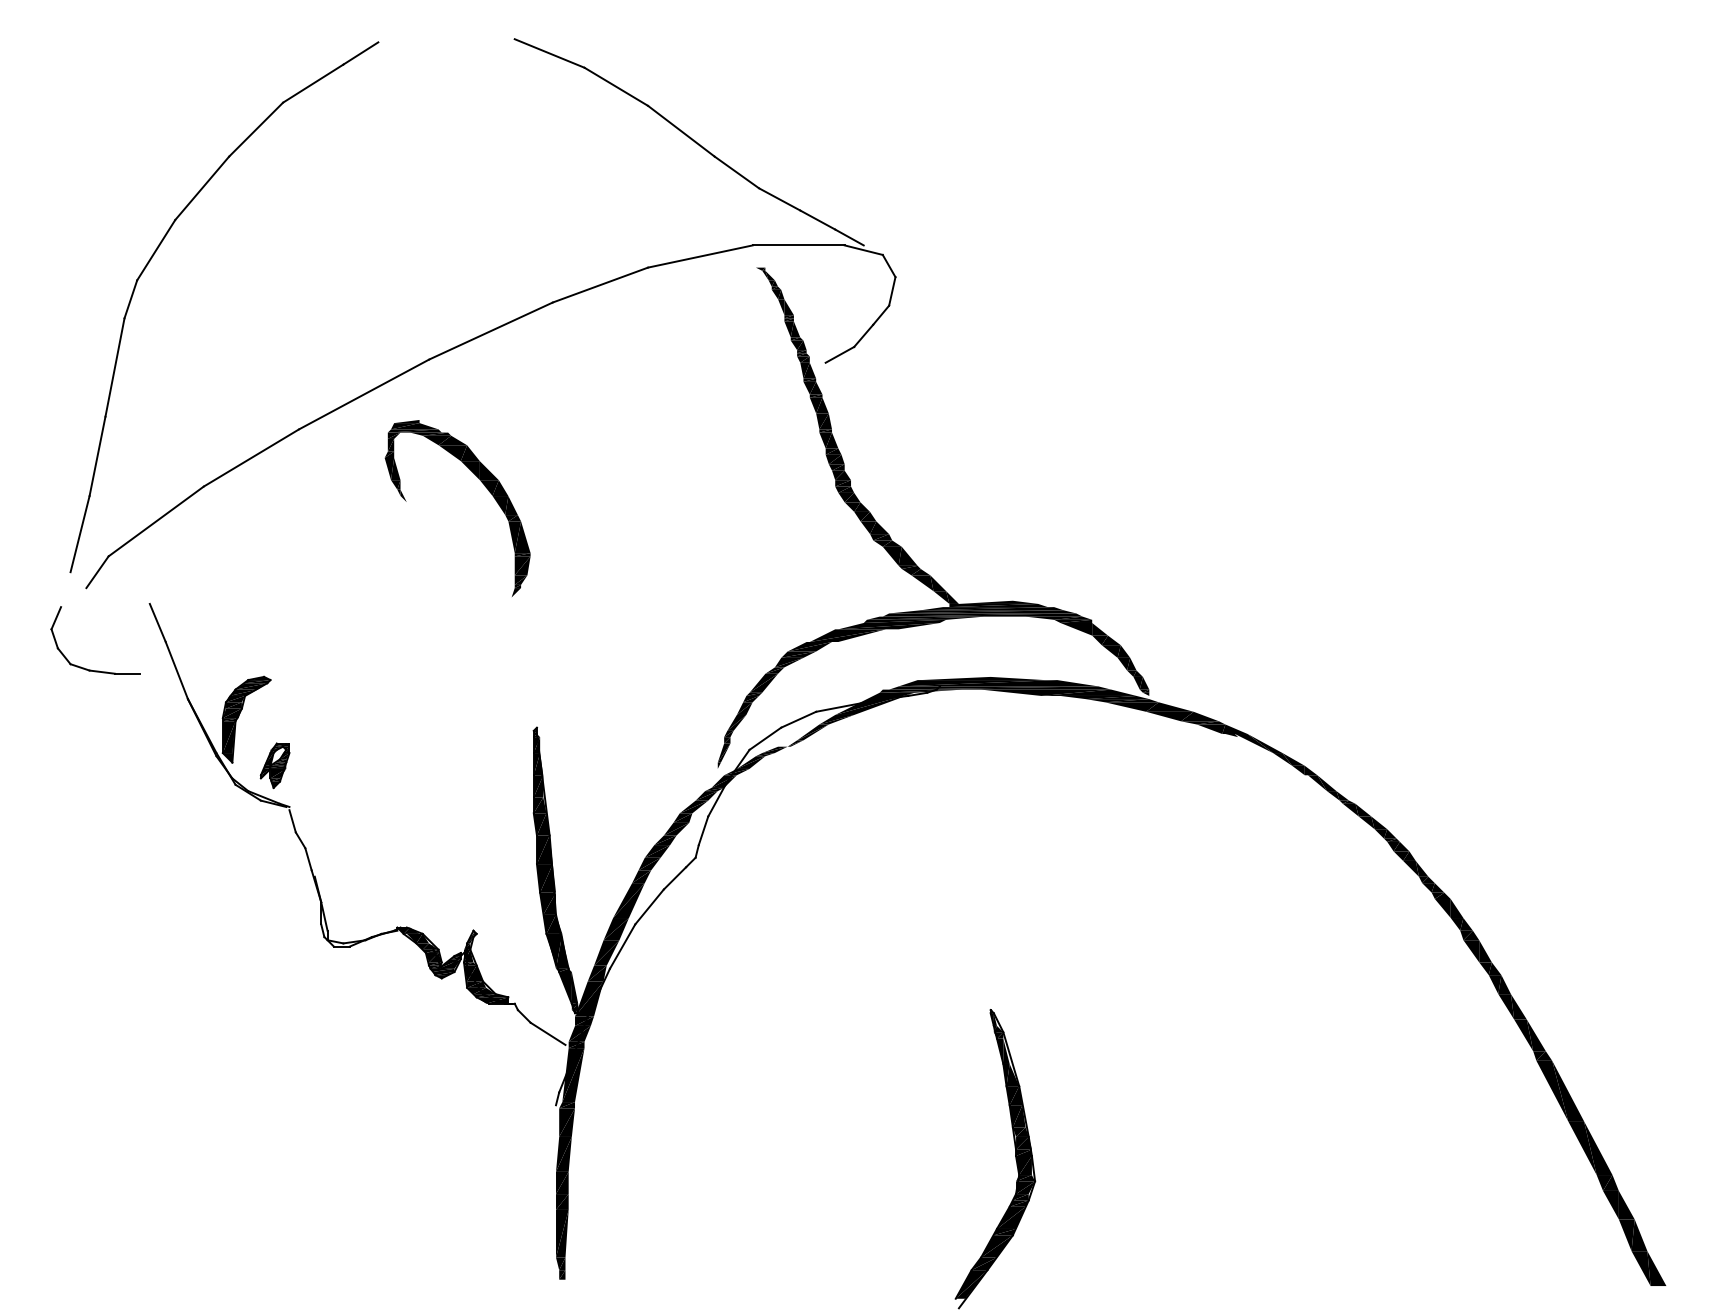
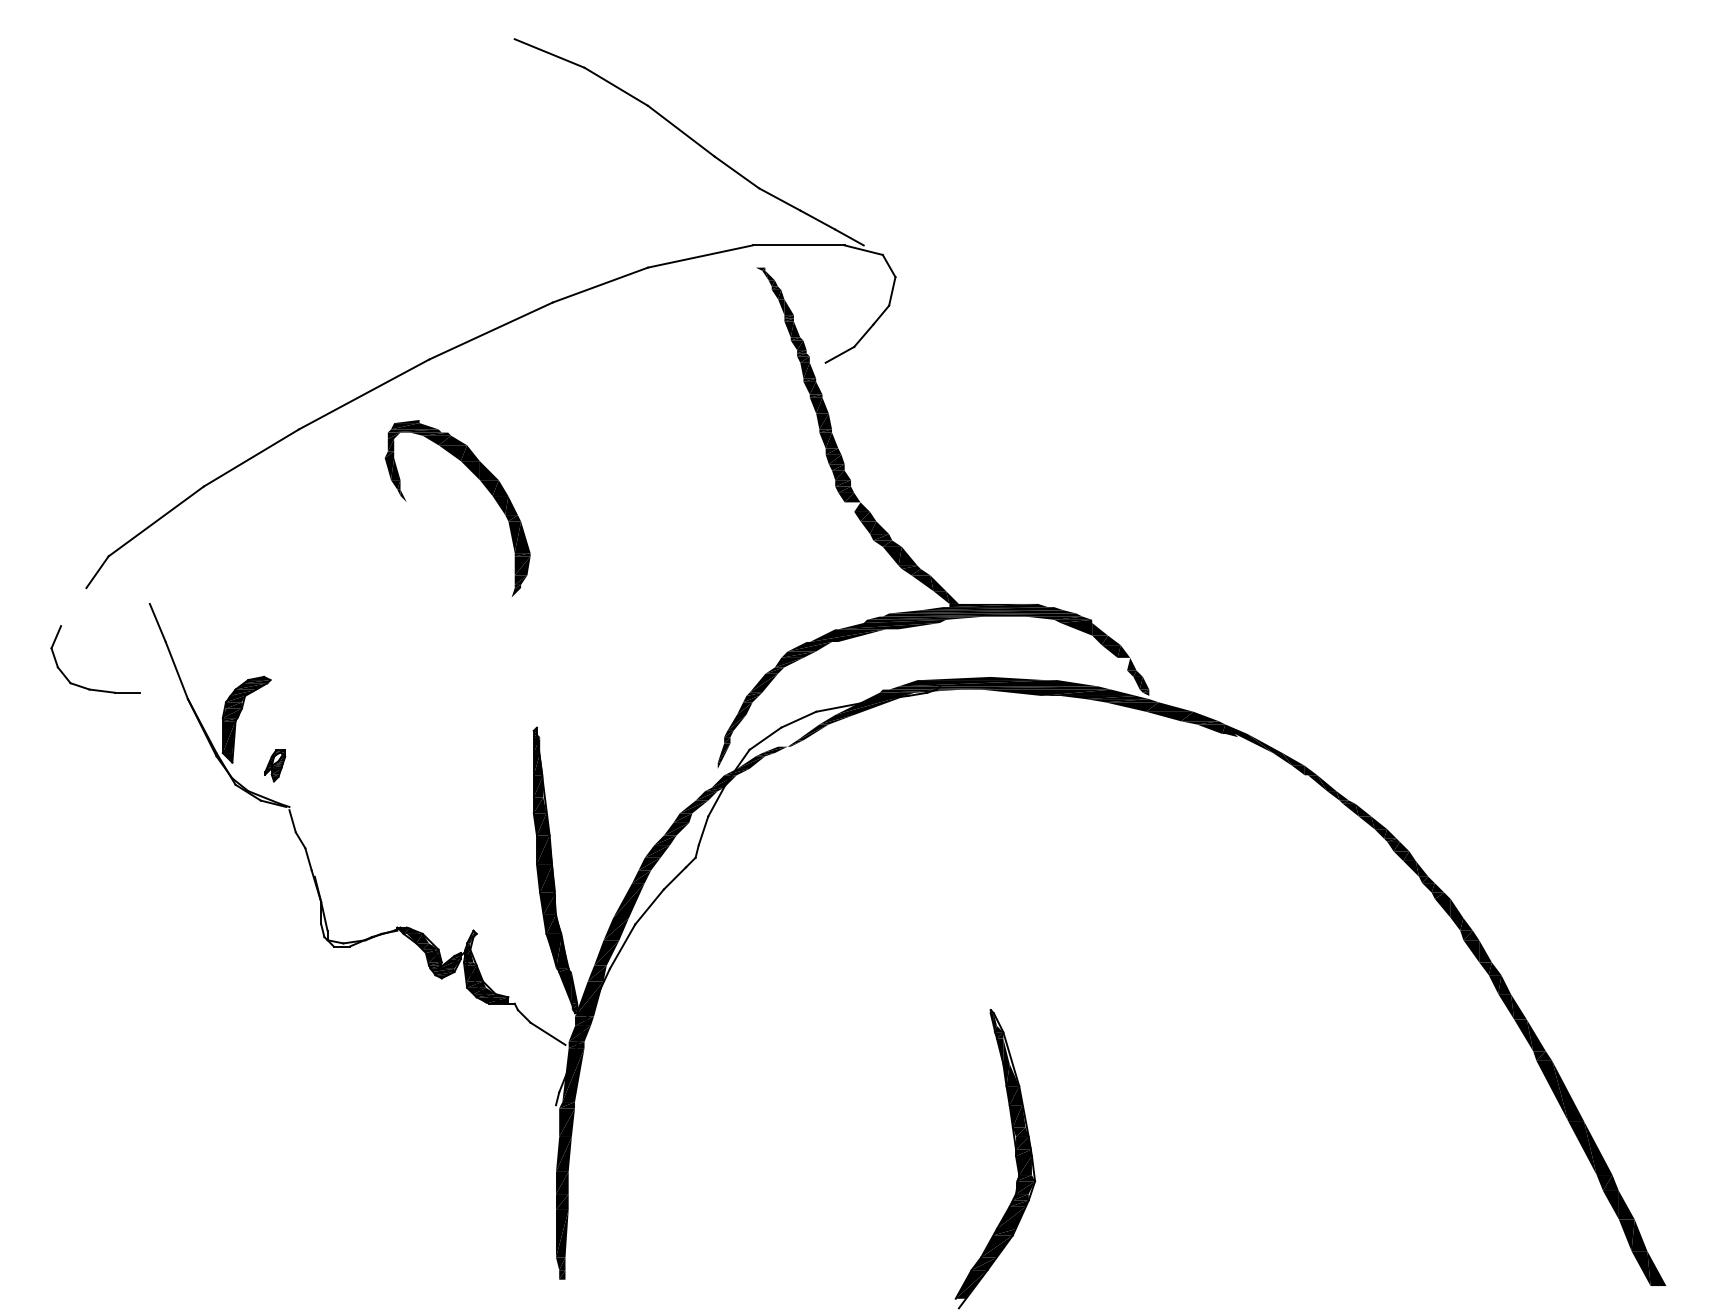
part: present -> none (152, 258)
fill: present -> none (852, 506)
fill: present -> none (998, 601)
fill: present -> none (1123, 663)
part position: (87, 668) -> (87, 687) (87, 687)
part size: 32x48 px -> 23x34 px (275, 765)
